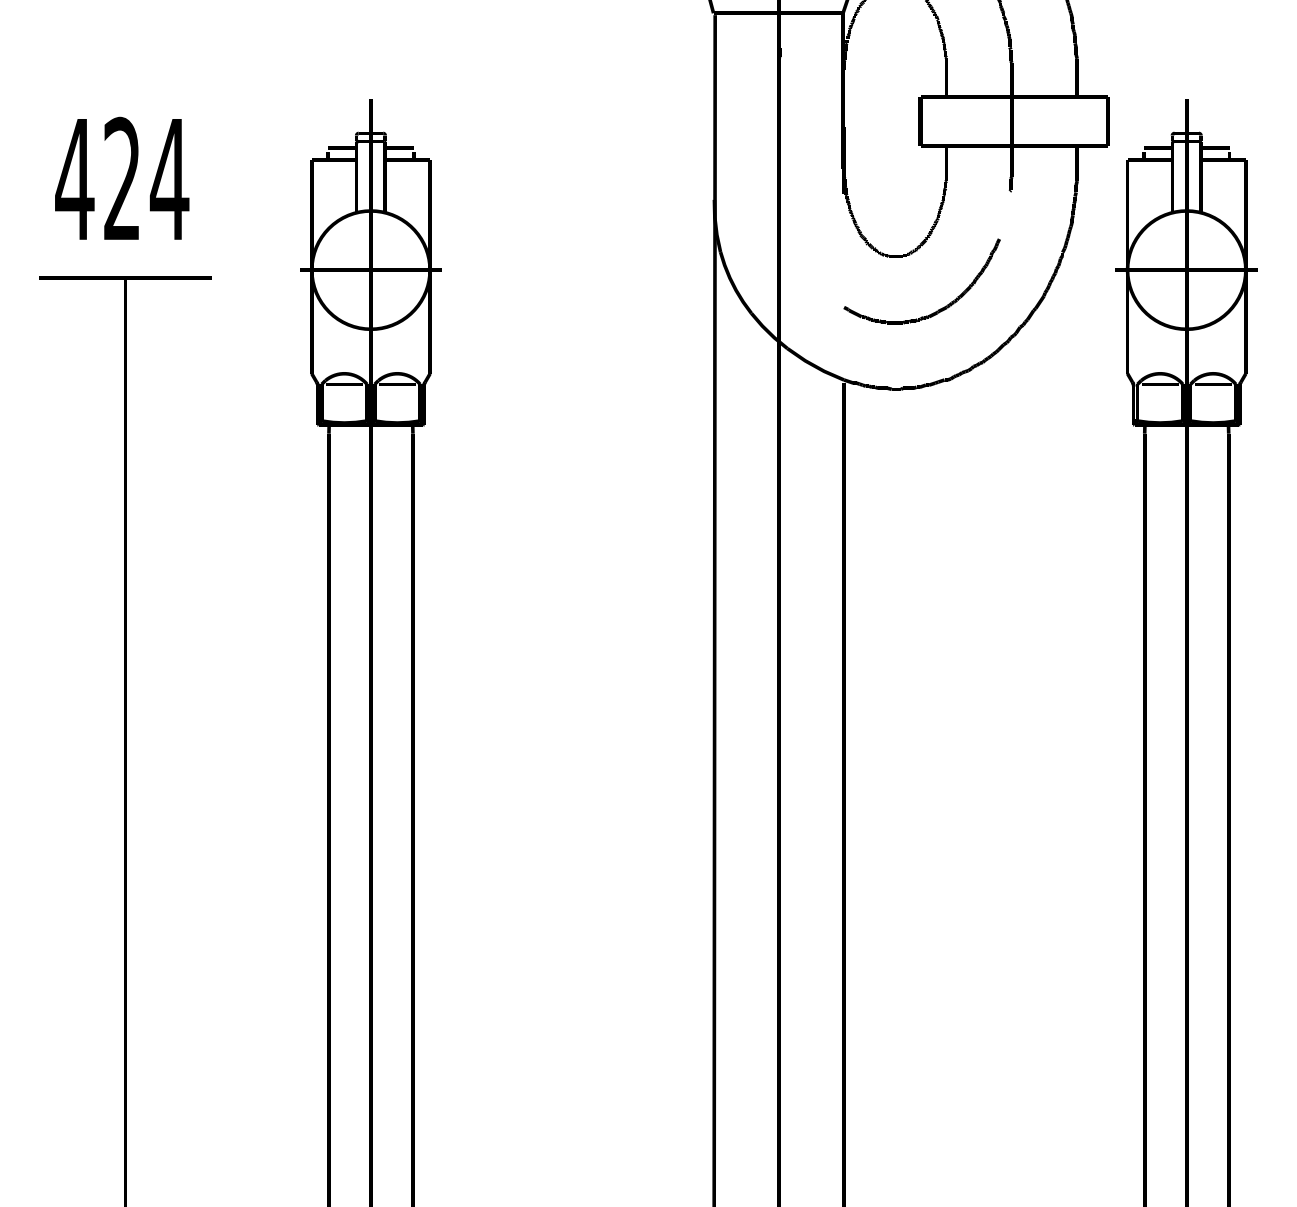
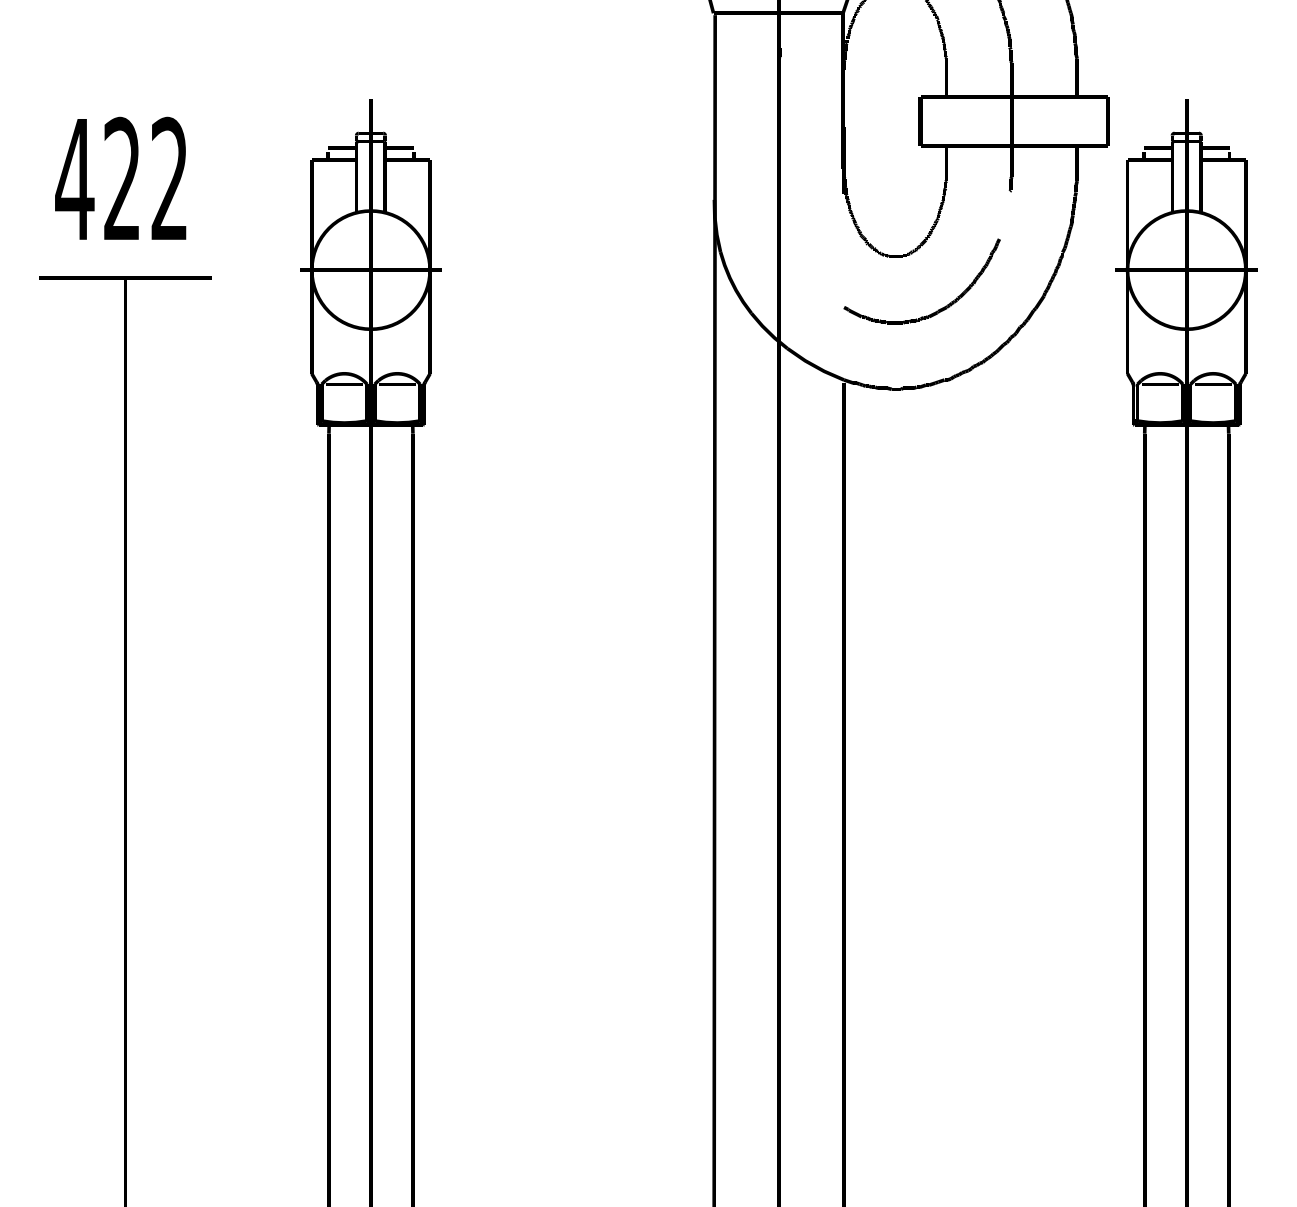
text: 424 -> 422 (169, 177)
